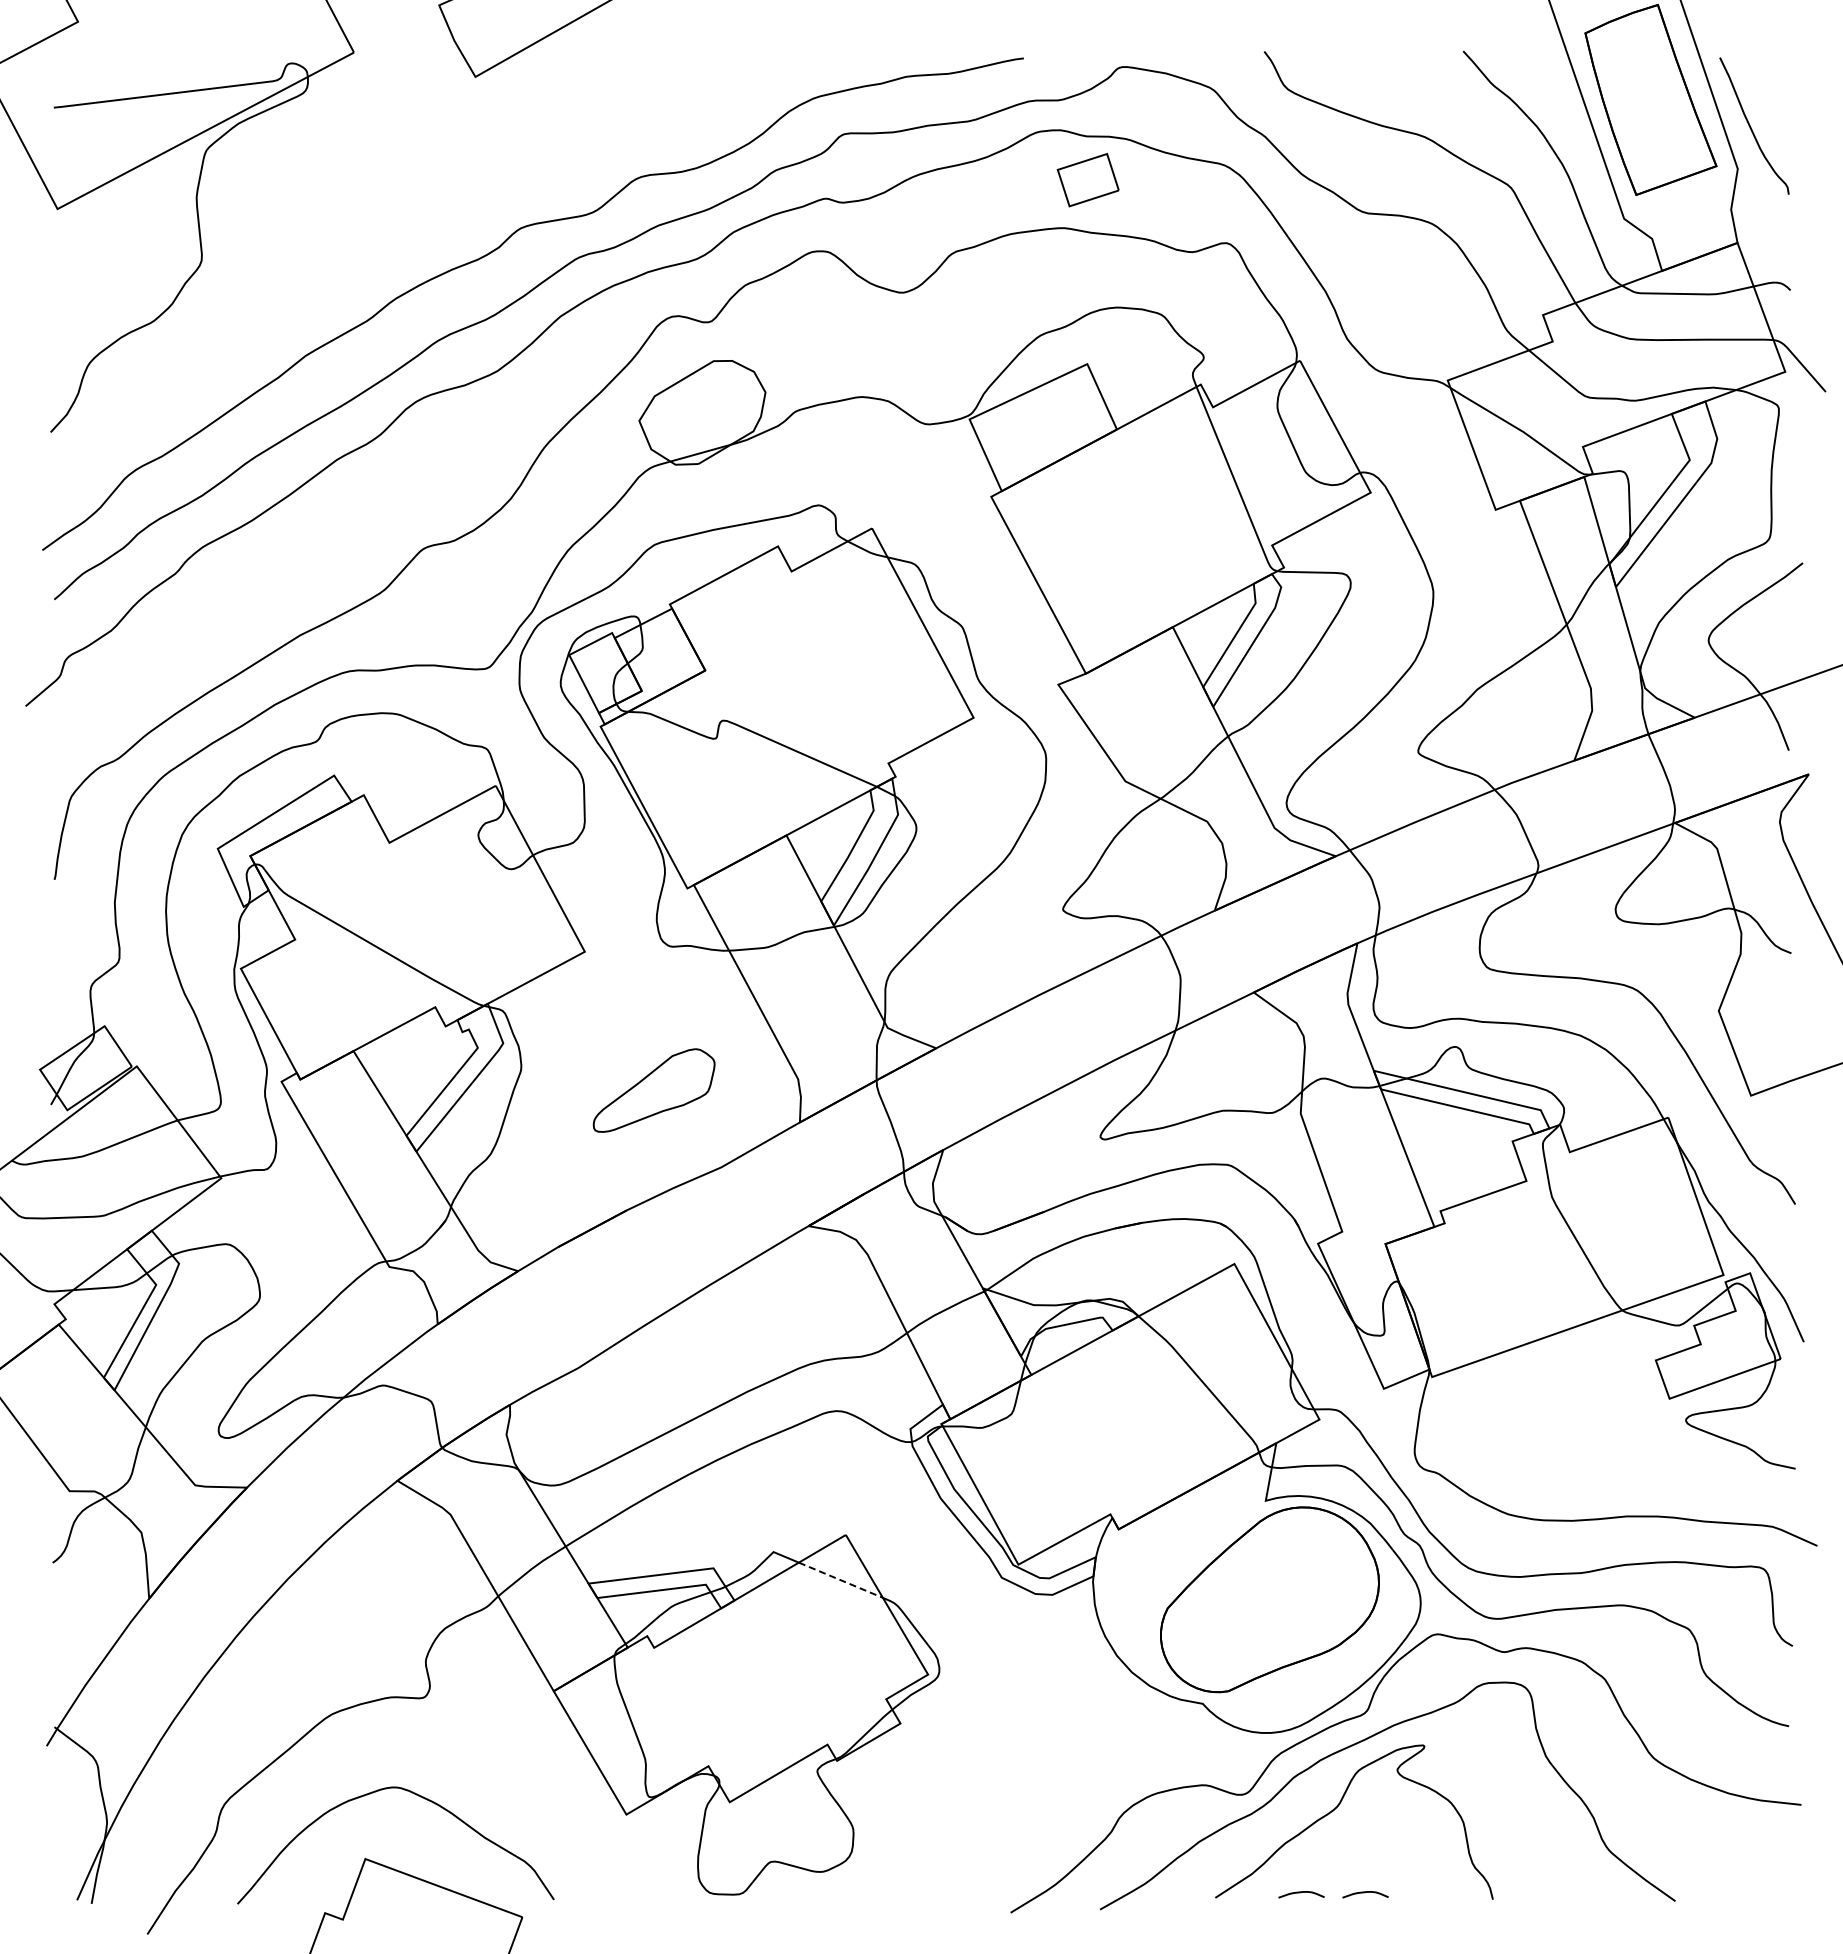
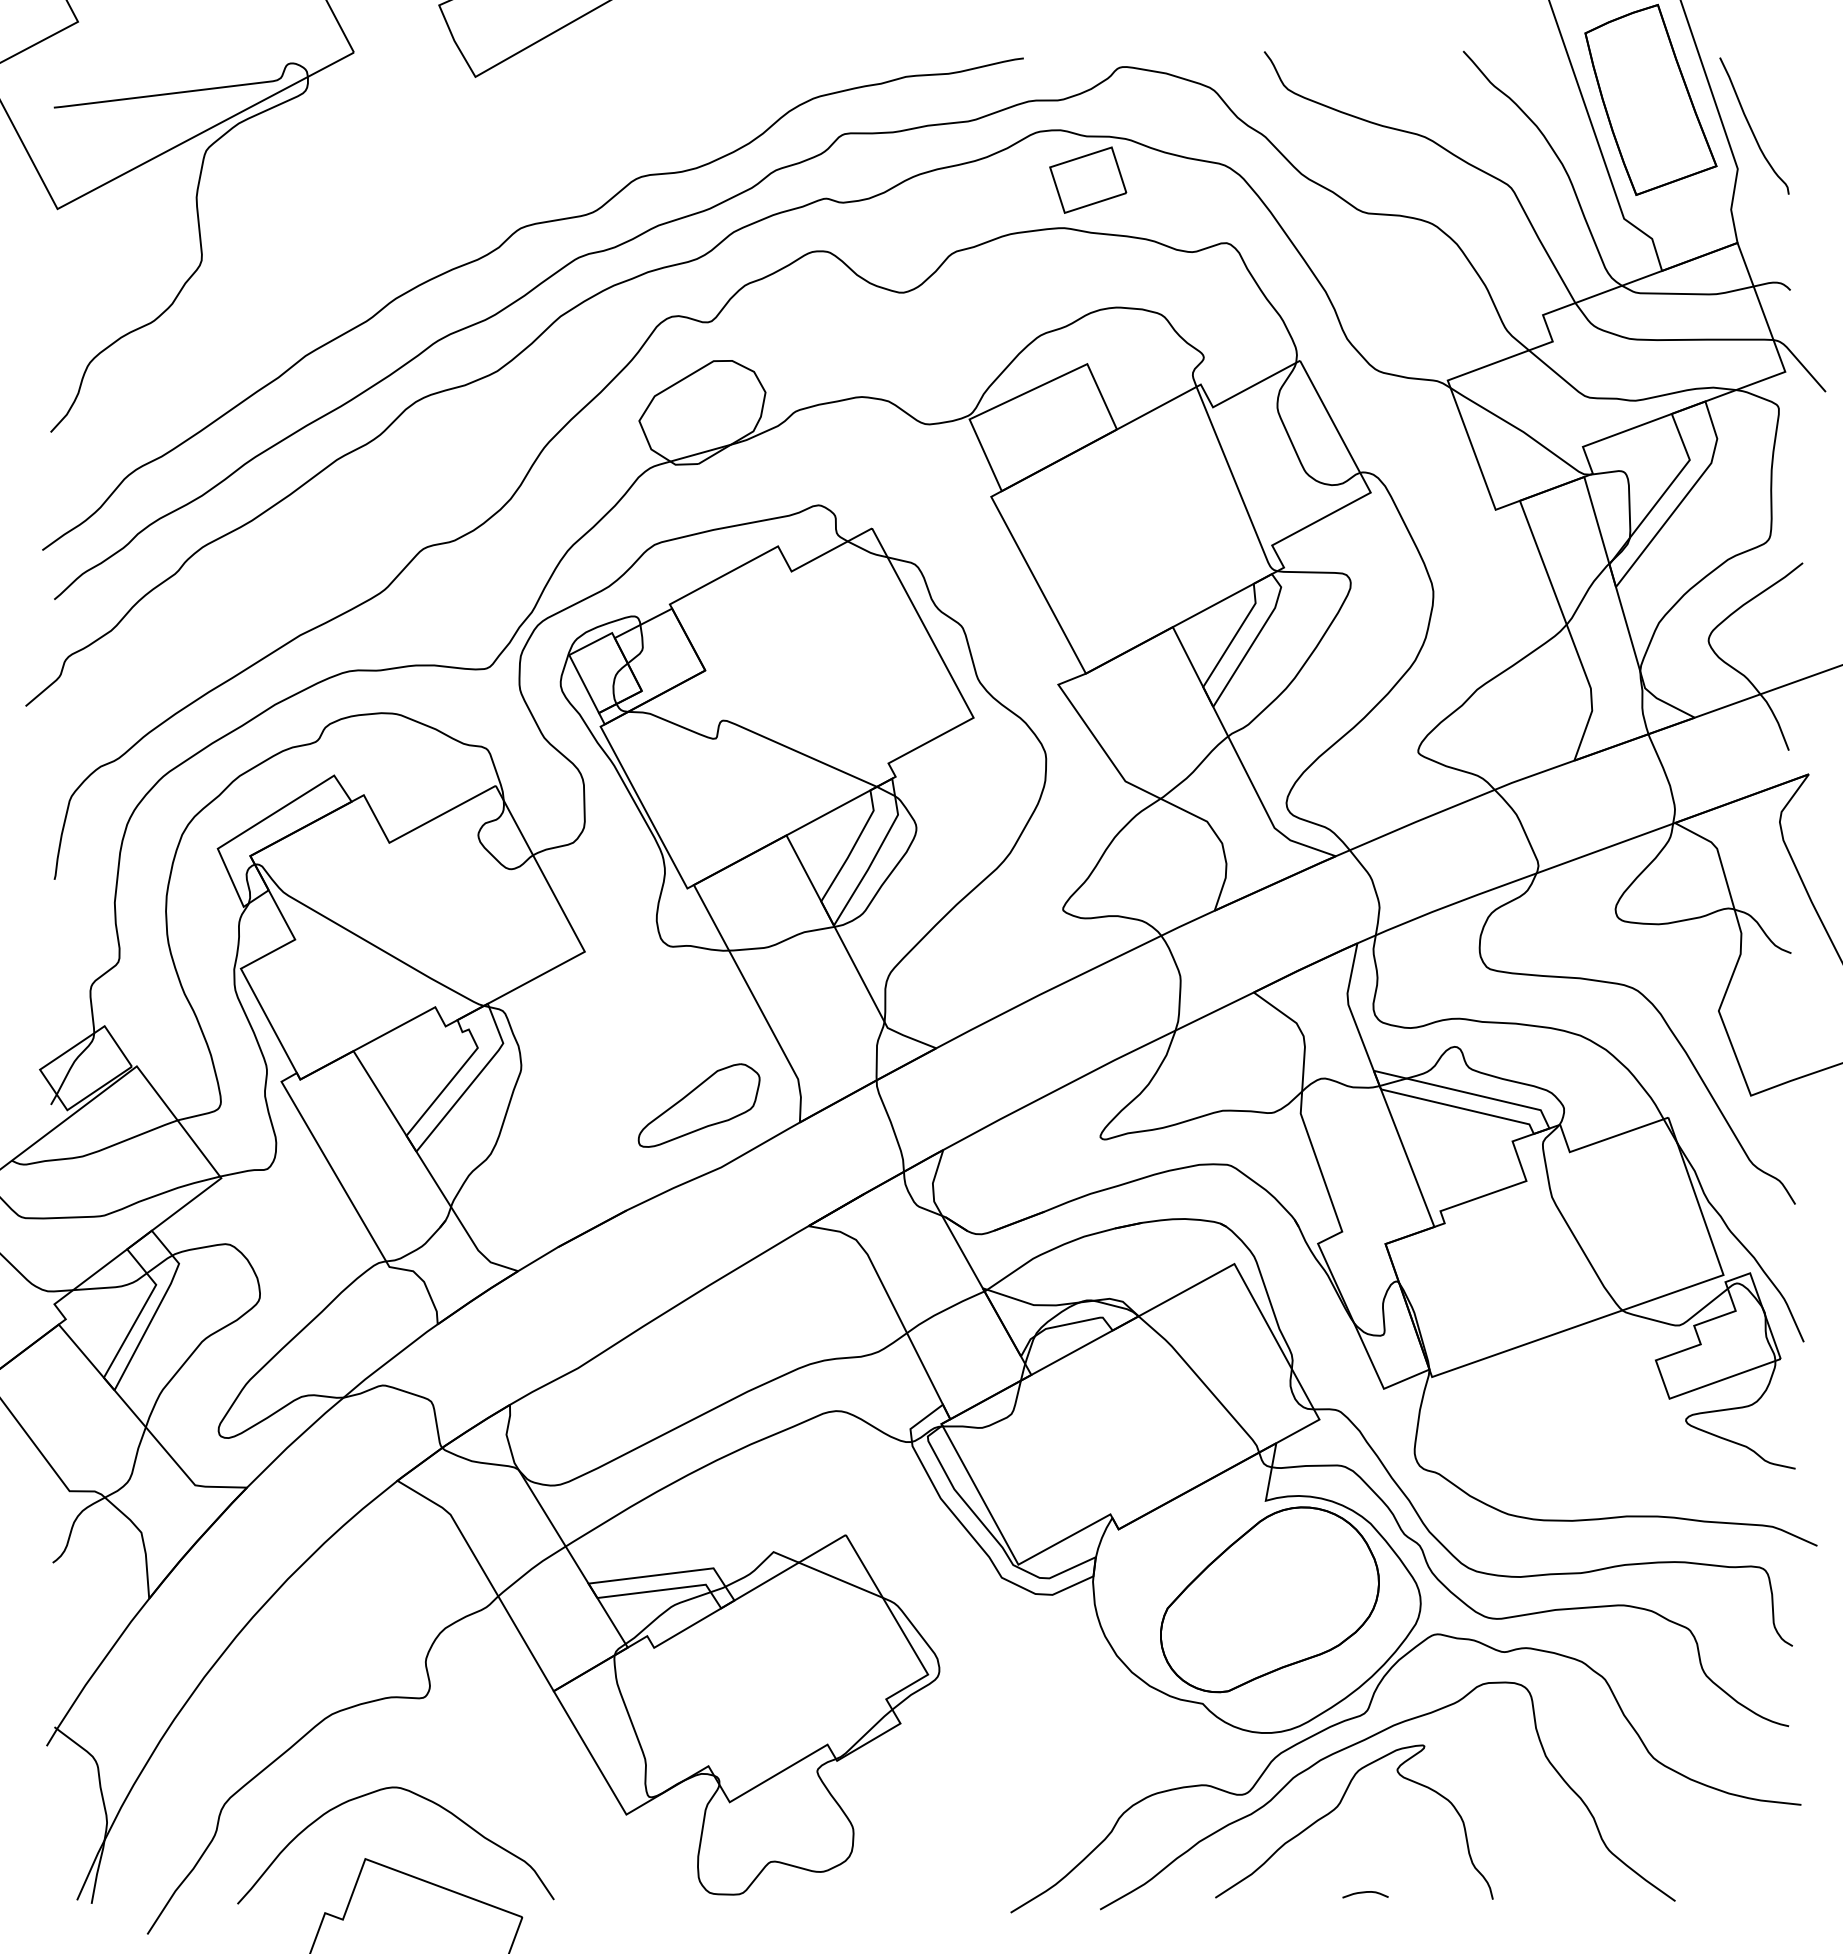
part size: 64x55 px -> 79x68 px (1088, 179)
part position: (653, 1090) -> (698, 1105) (698, 1105)
line: dashed -> solid (840, 1580)
curve: present -> none (1300, 1893)
